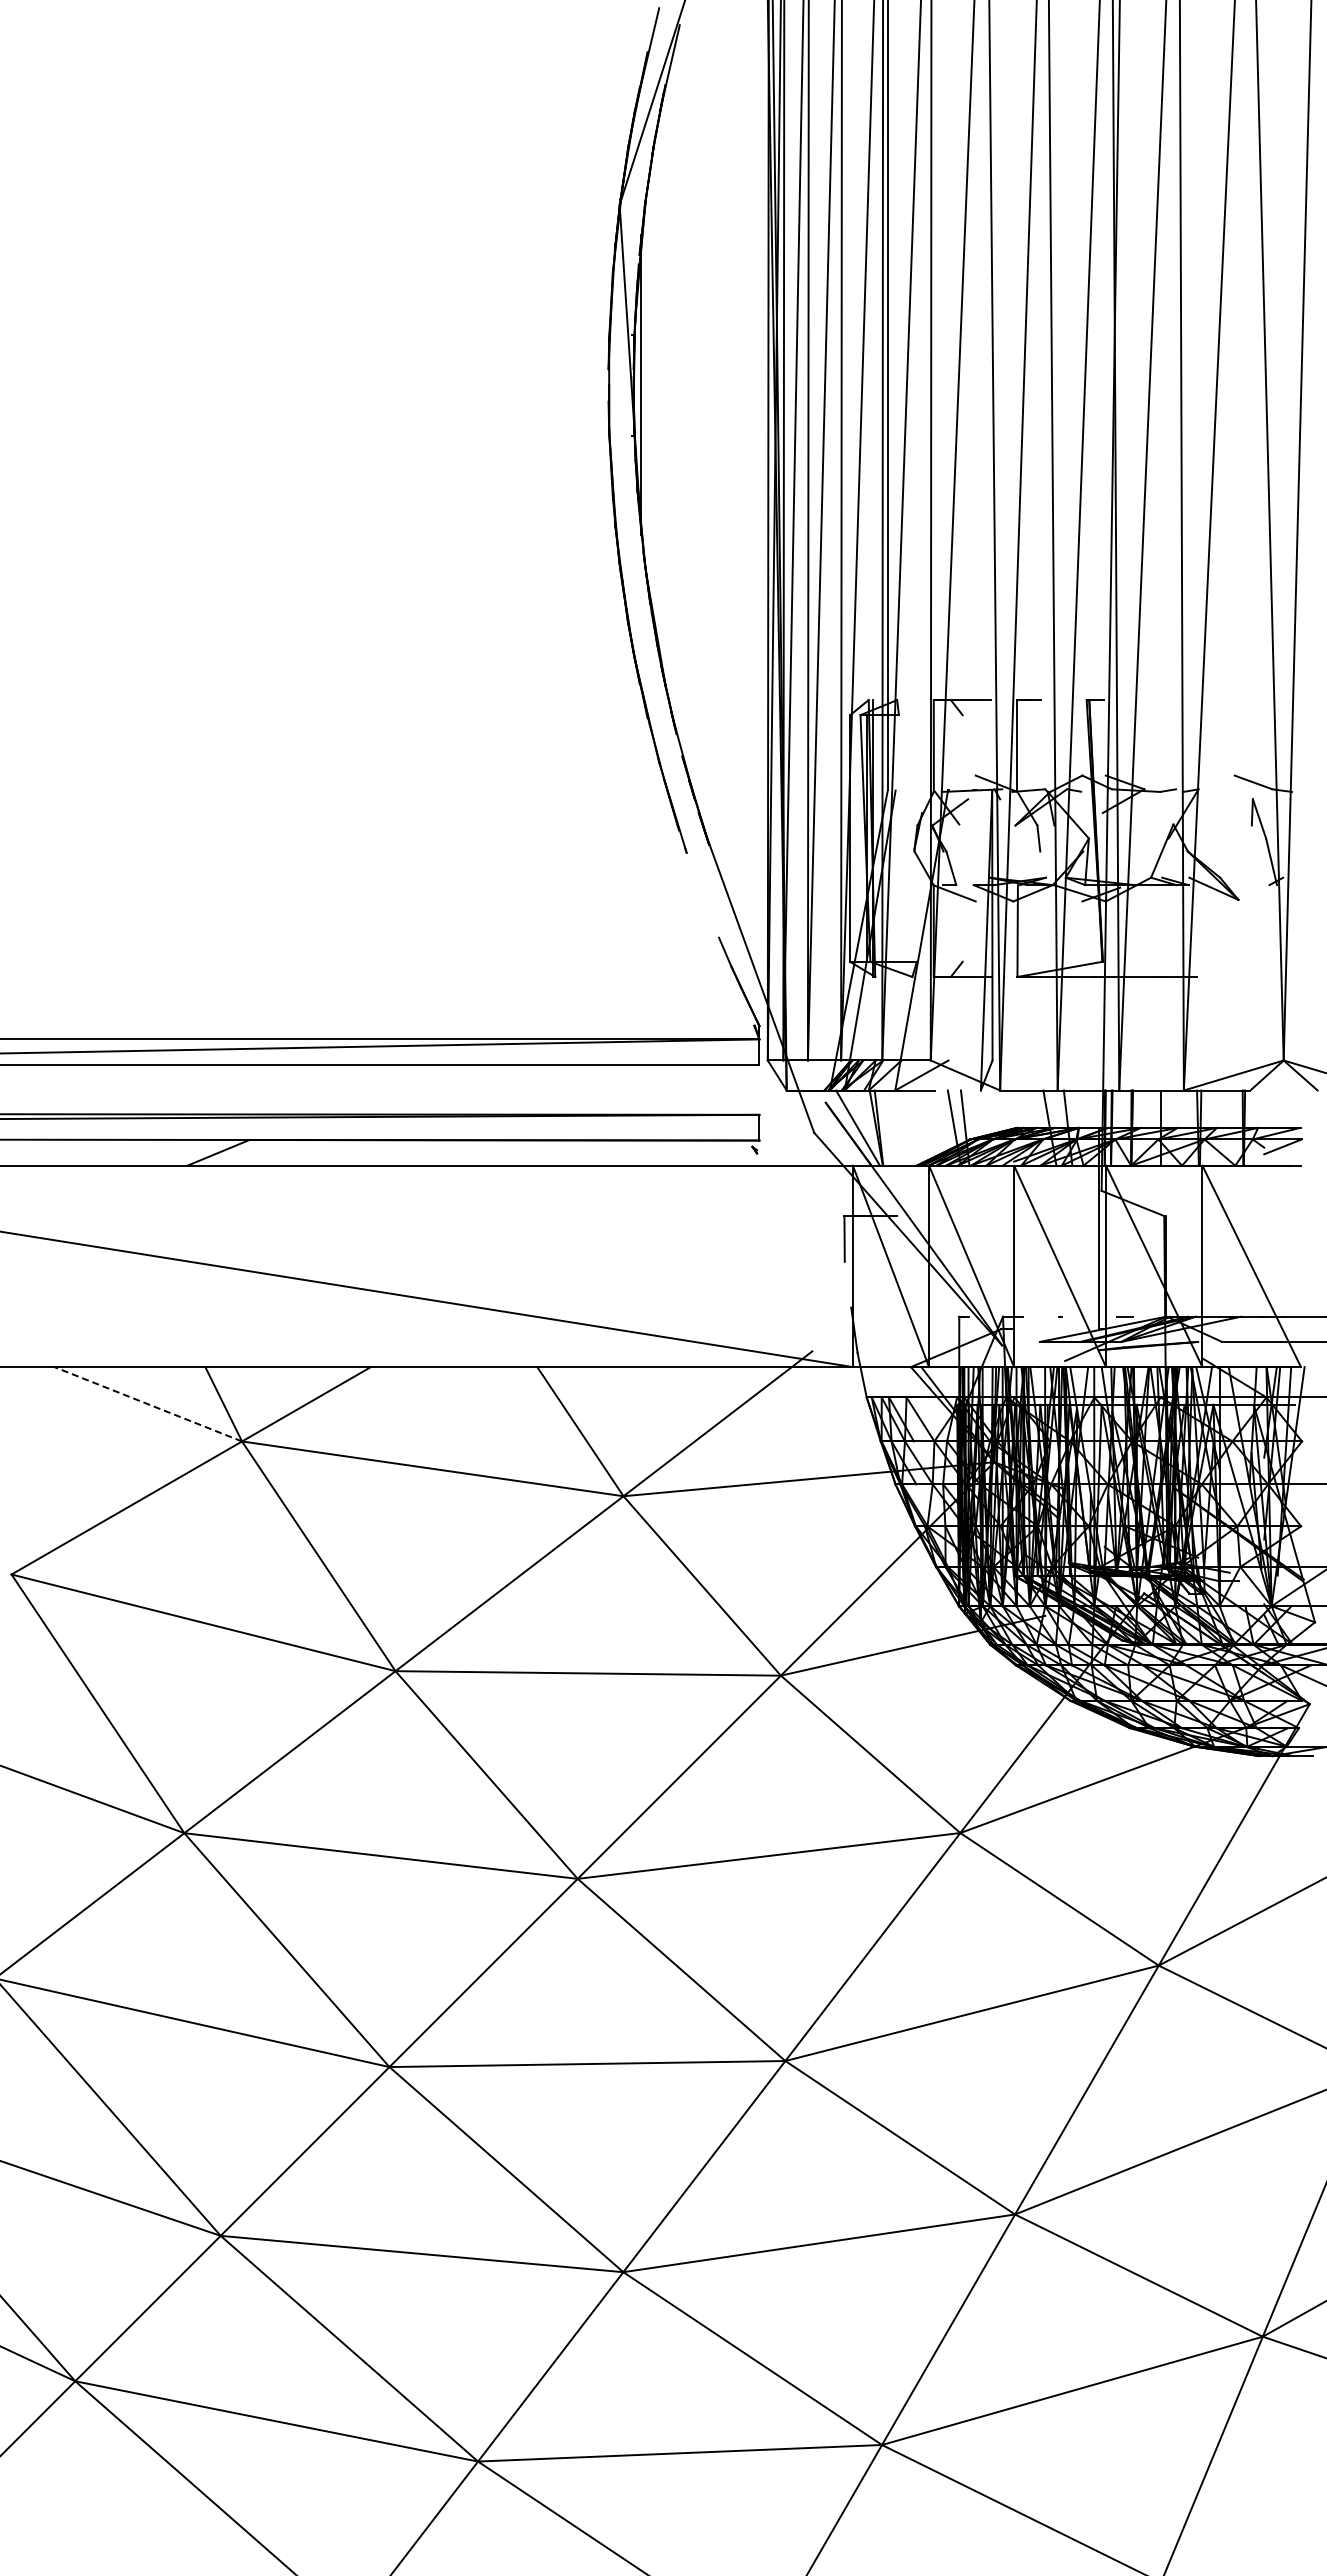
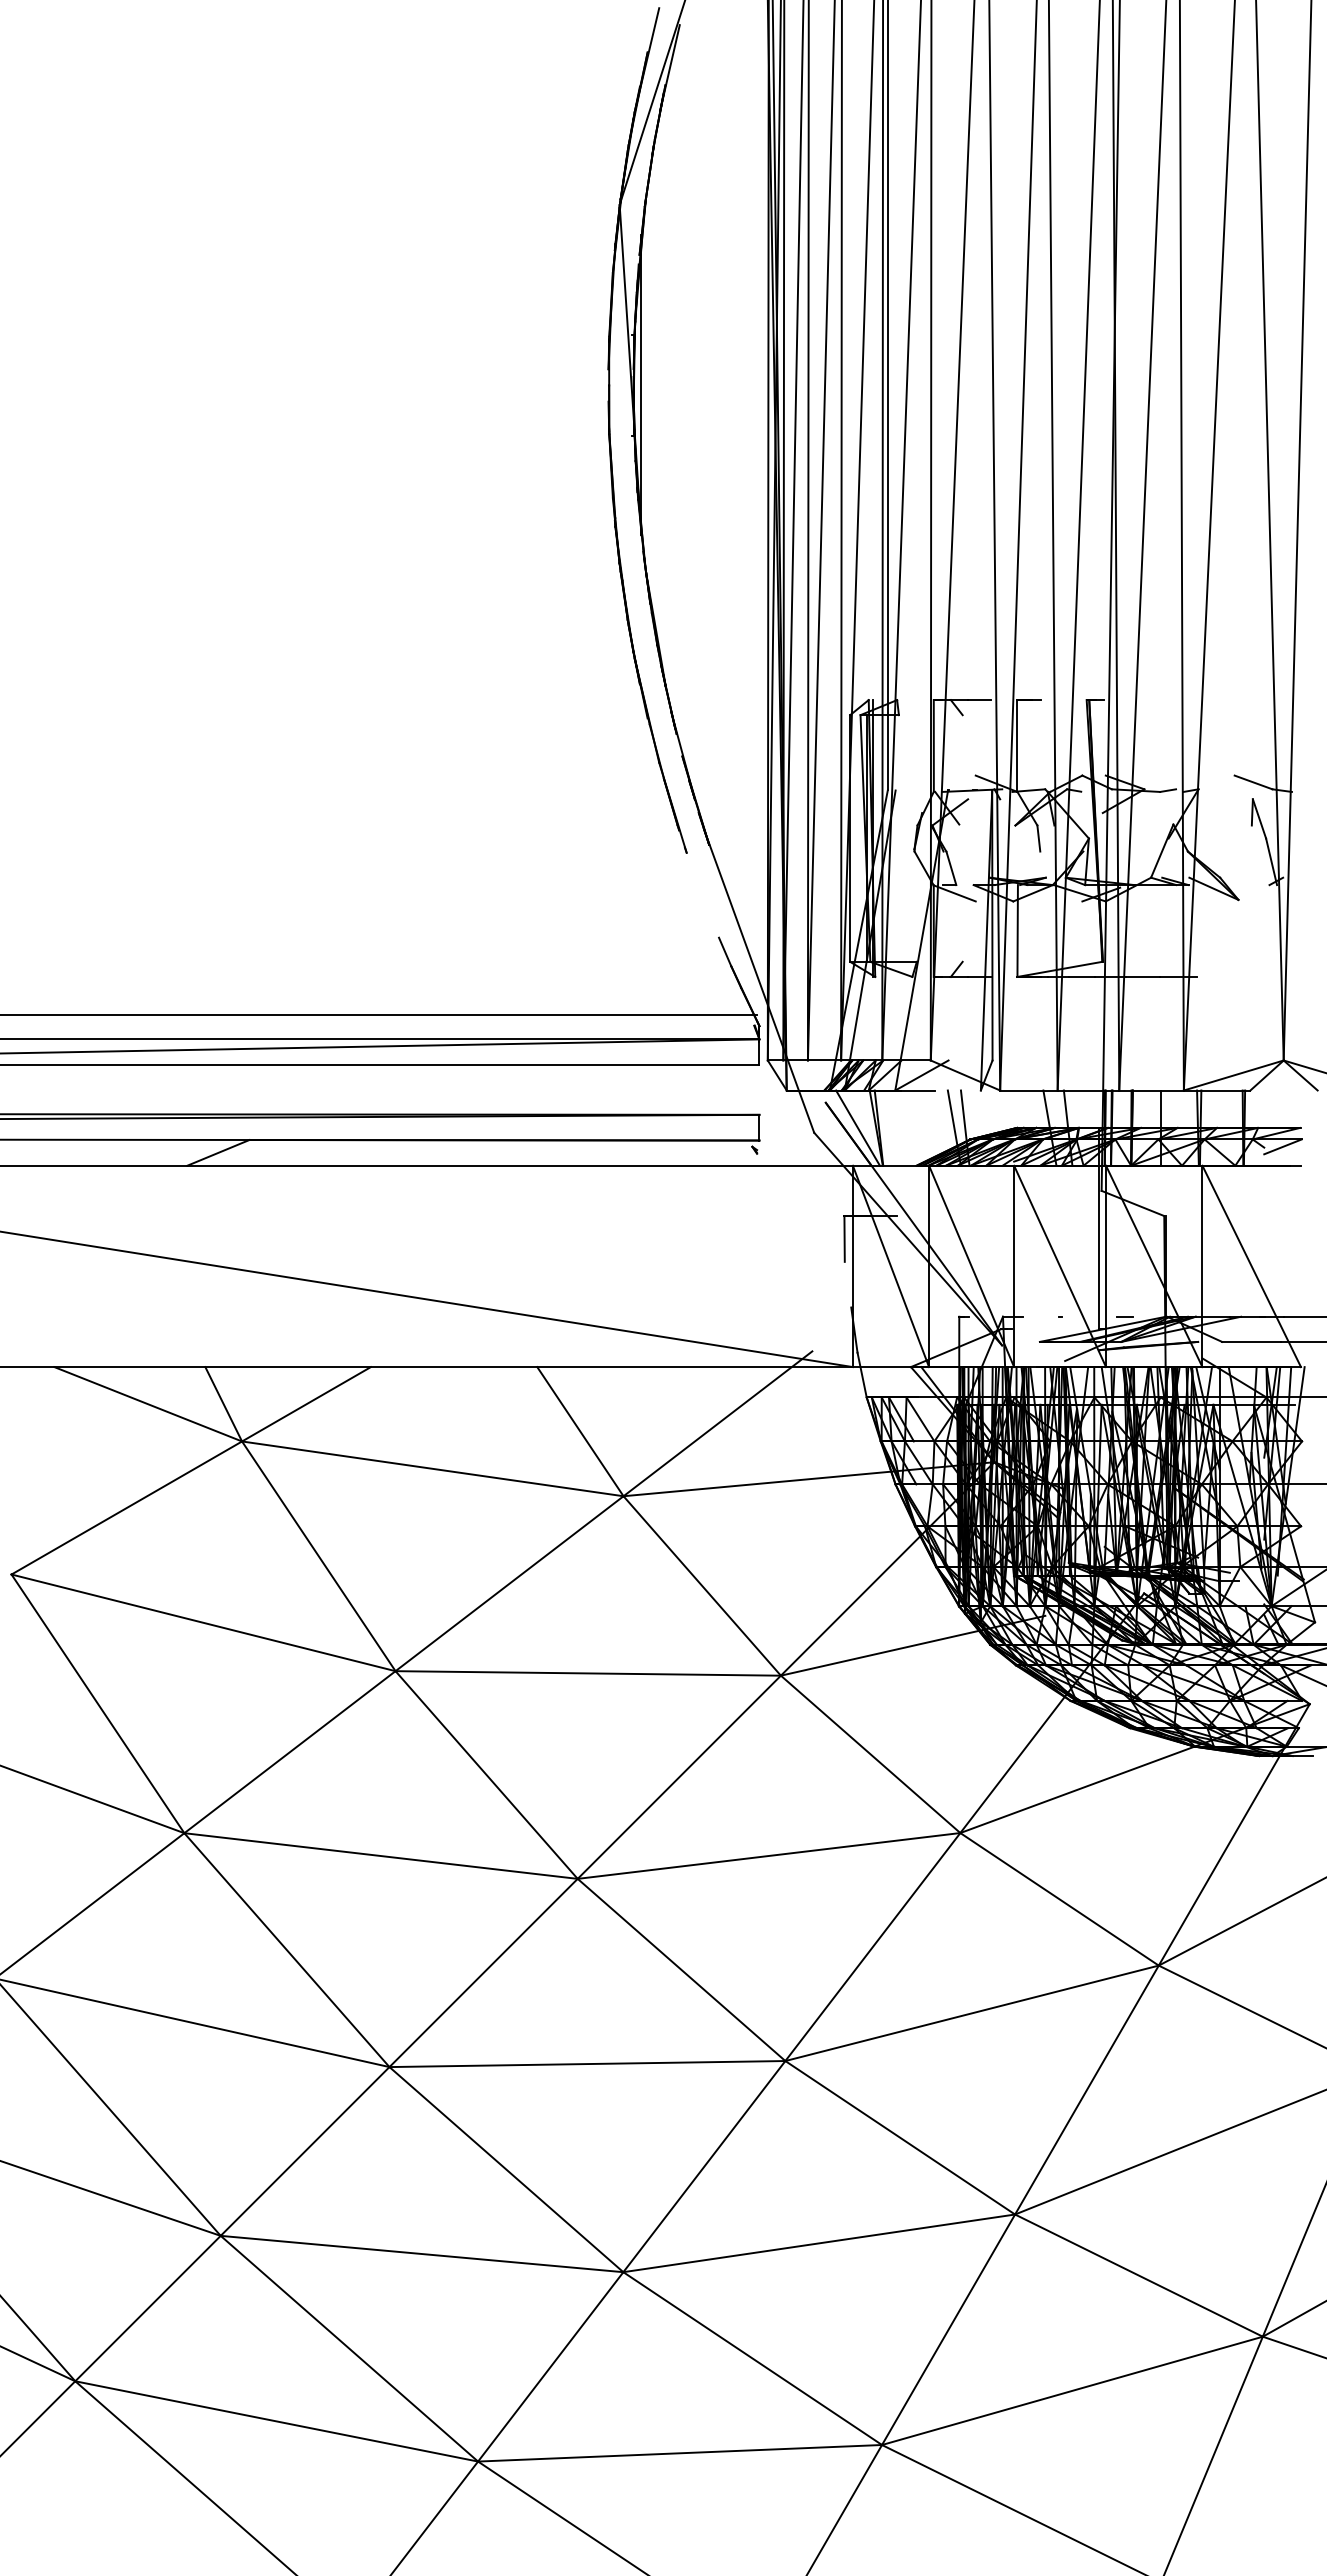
line: none -> present (379, 1014)
line: dashed -> solid (148, 1404)
